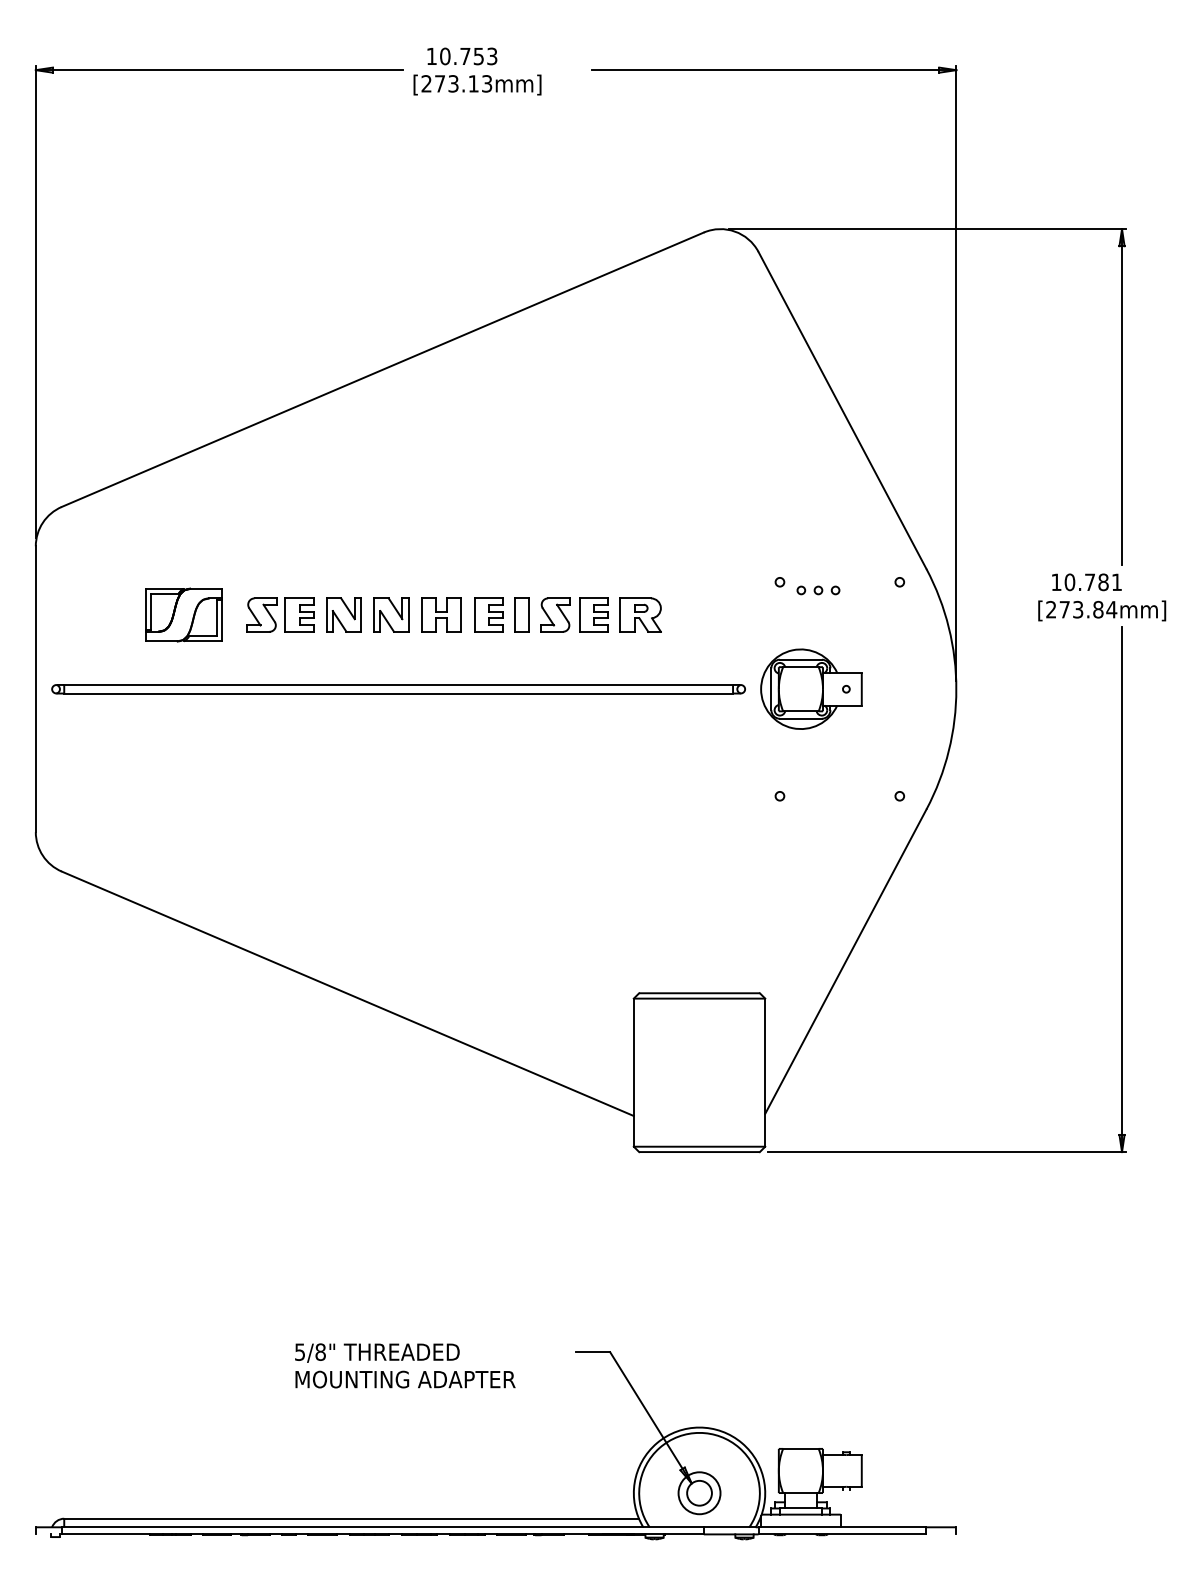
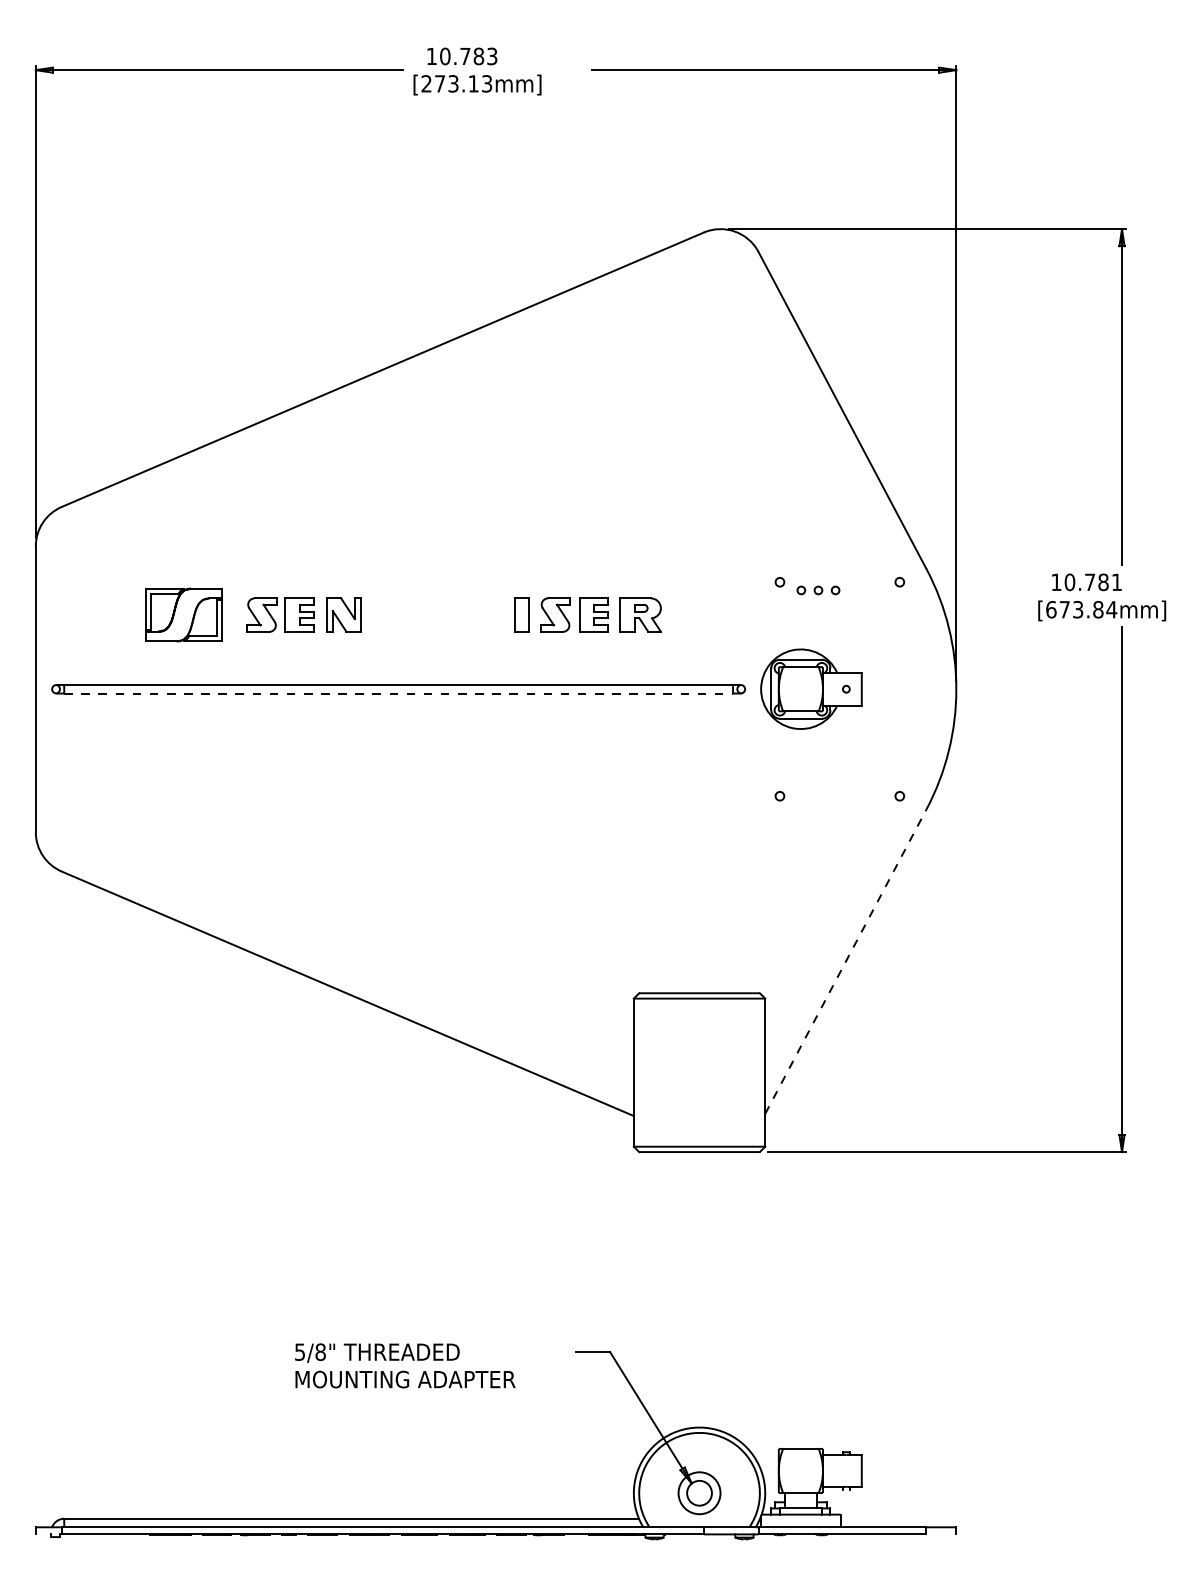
text: 10.753 -> 10.783 (478, 56)
text: [273.84mm] -> [673.84mm] (1051, 609)
part: present -> none (391, 614)
part: present -> none (441, 614)
part: present -> none (488, 614)
line: solid -> dashed (399, 693)
line: solid -> dashed (846, 961)
